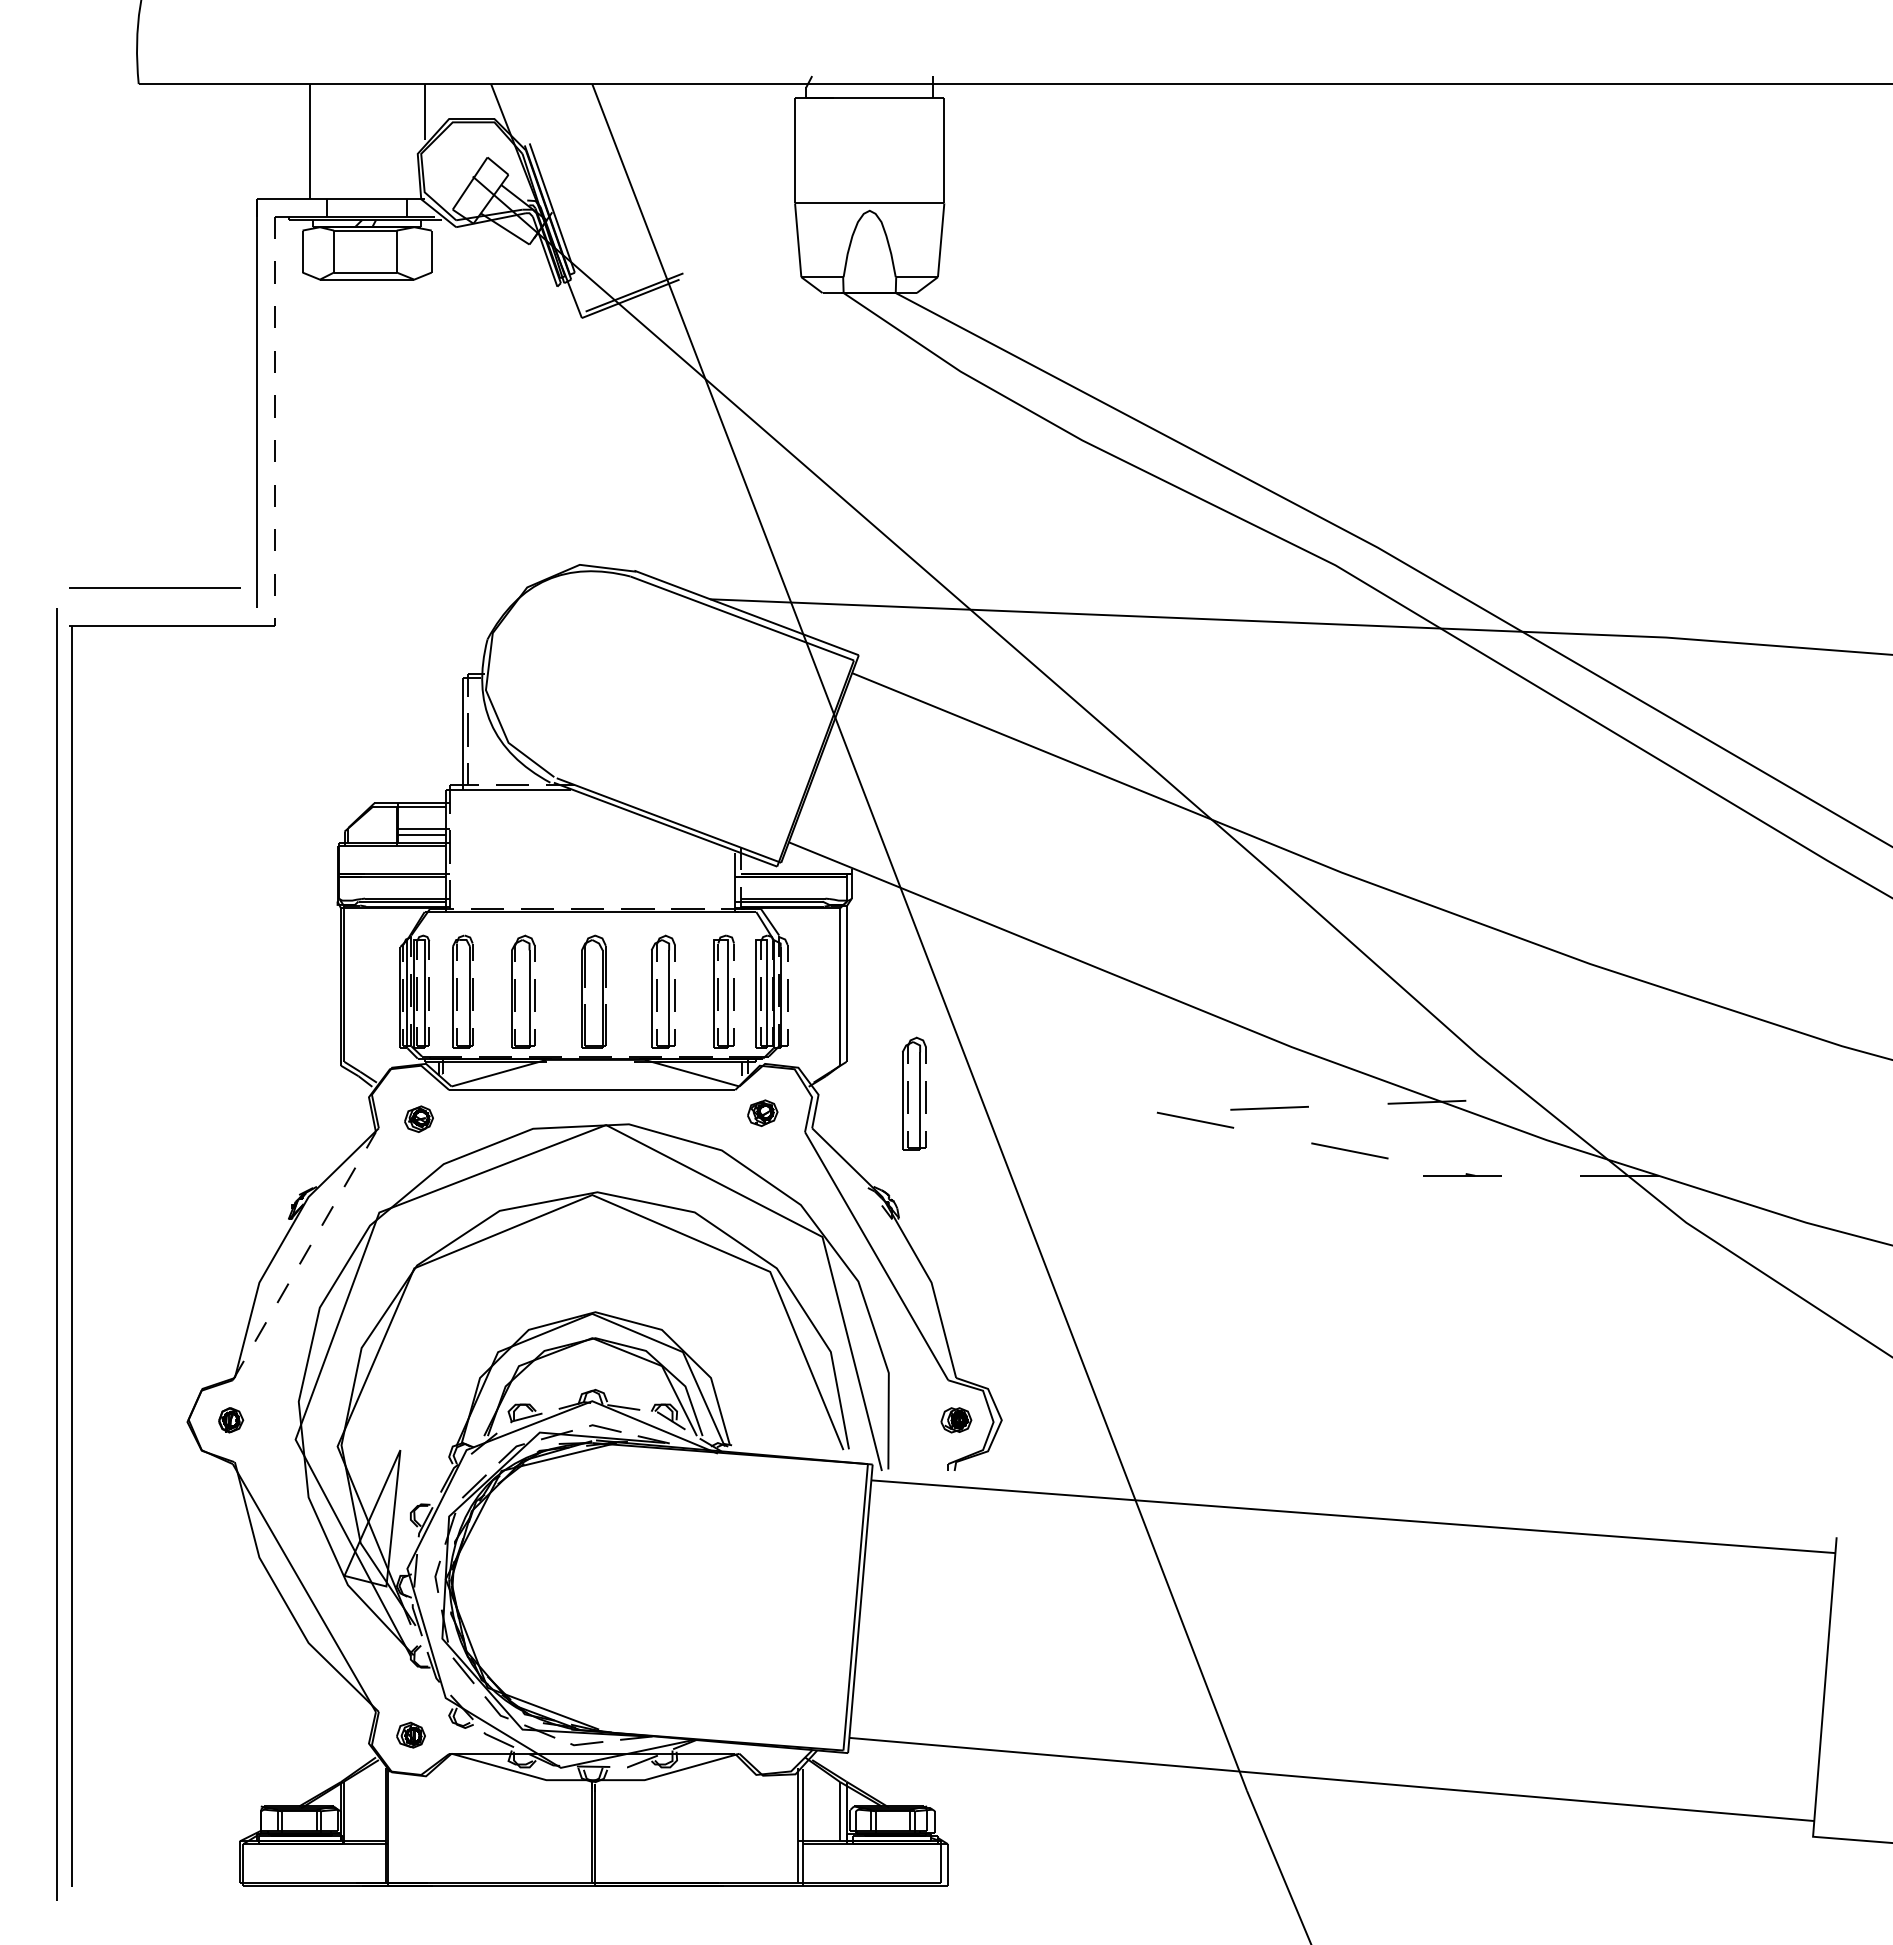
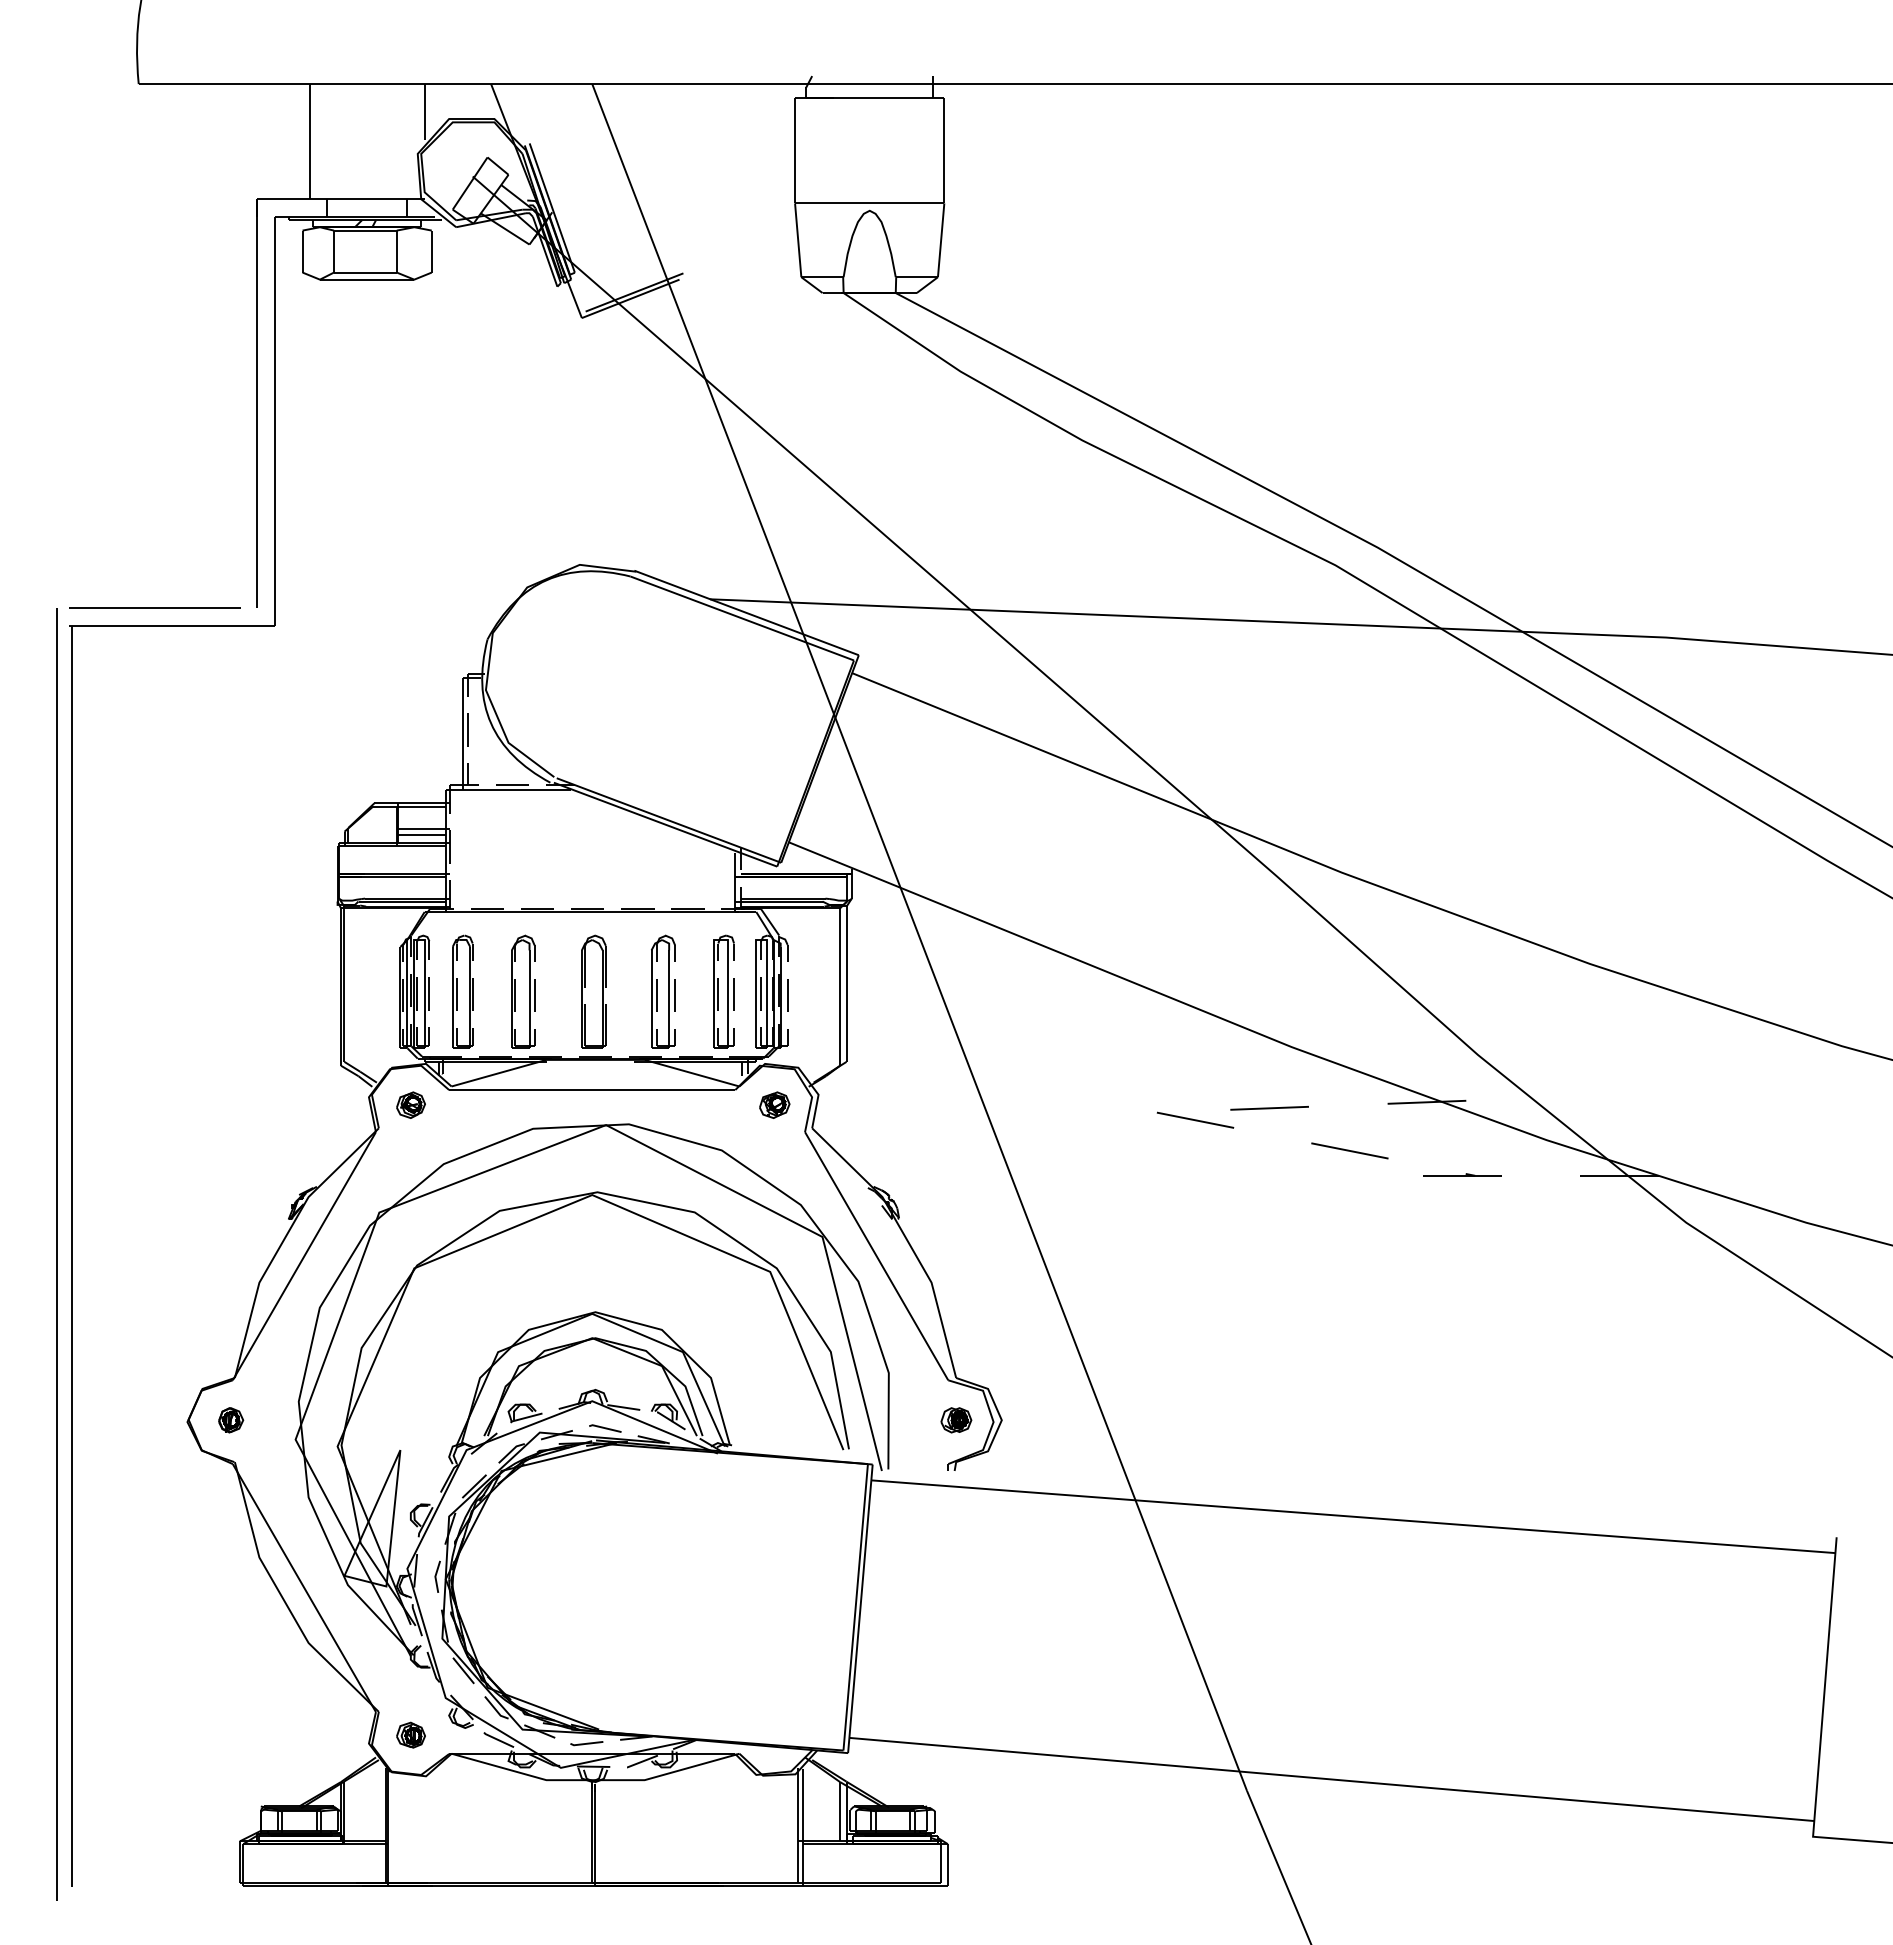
line: dashed -> solid (274, 421)
line position: (154, 587) -> (154, 607) (154, 607)
part: present -> none (914, 1093)
part position: (762, 1112) -> (774, 1104) (774, 1104)
part position: (418, 1118) -> (410, 1104) (410, 1104)
line: dashed -> solid (304, 1255)
